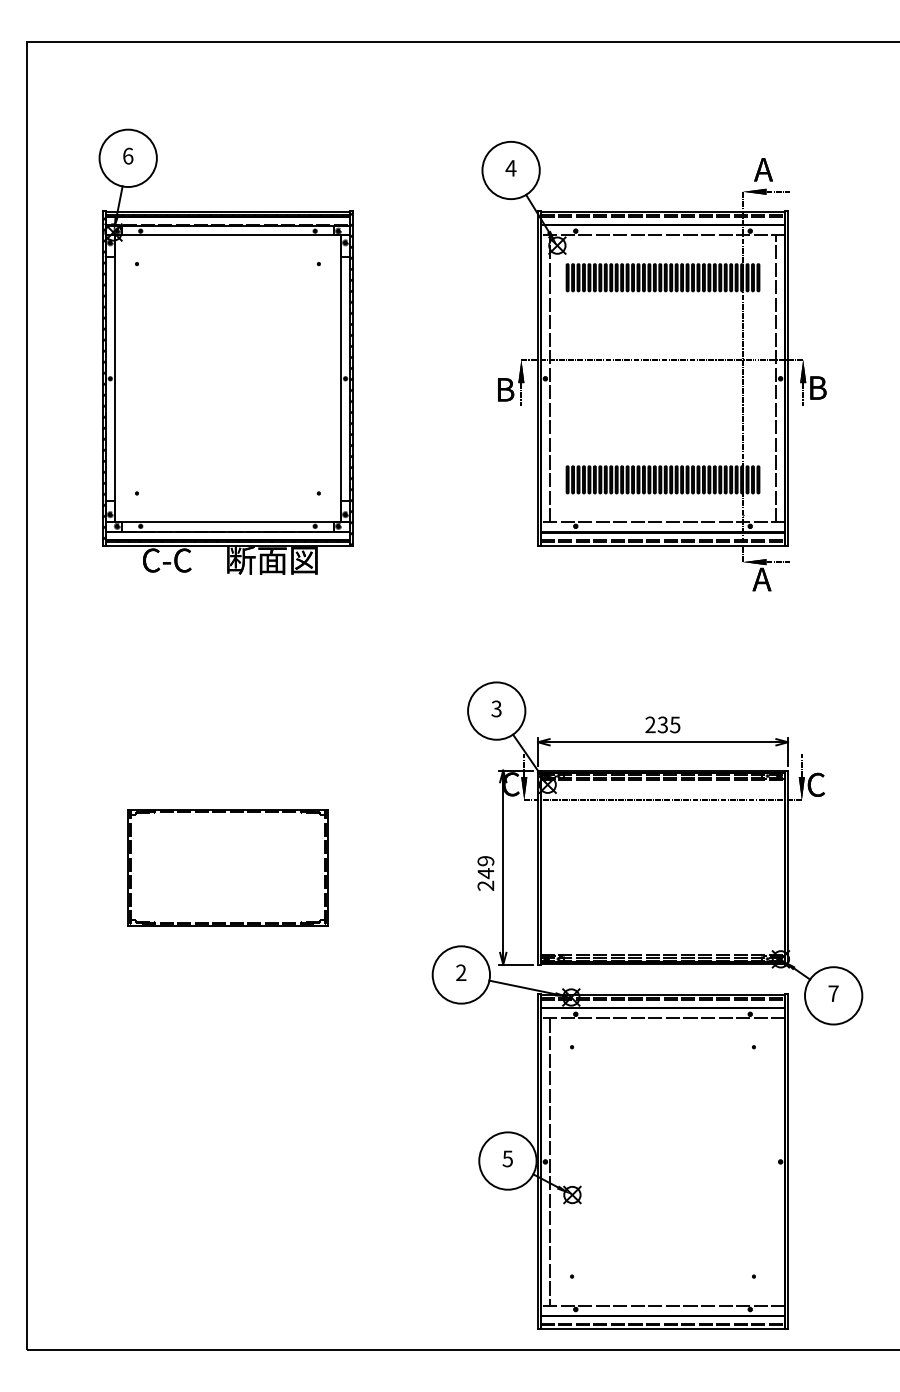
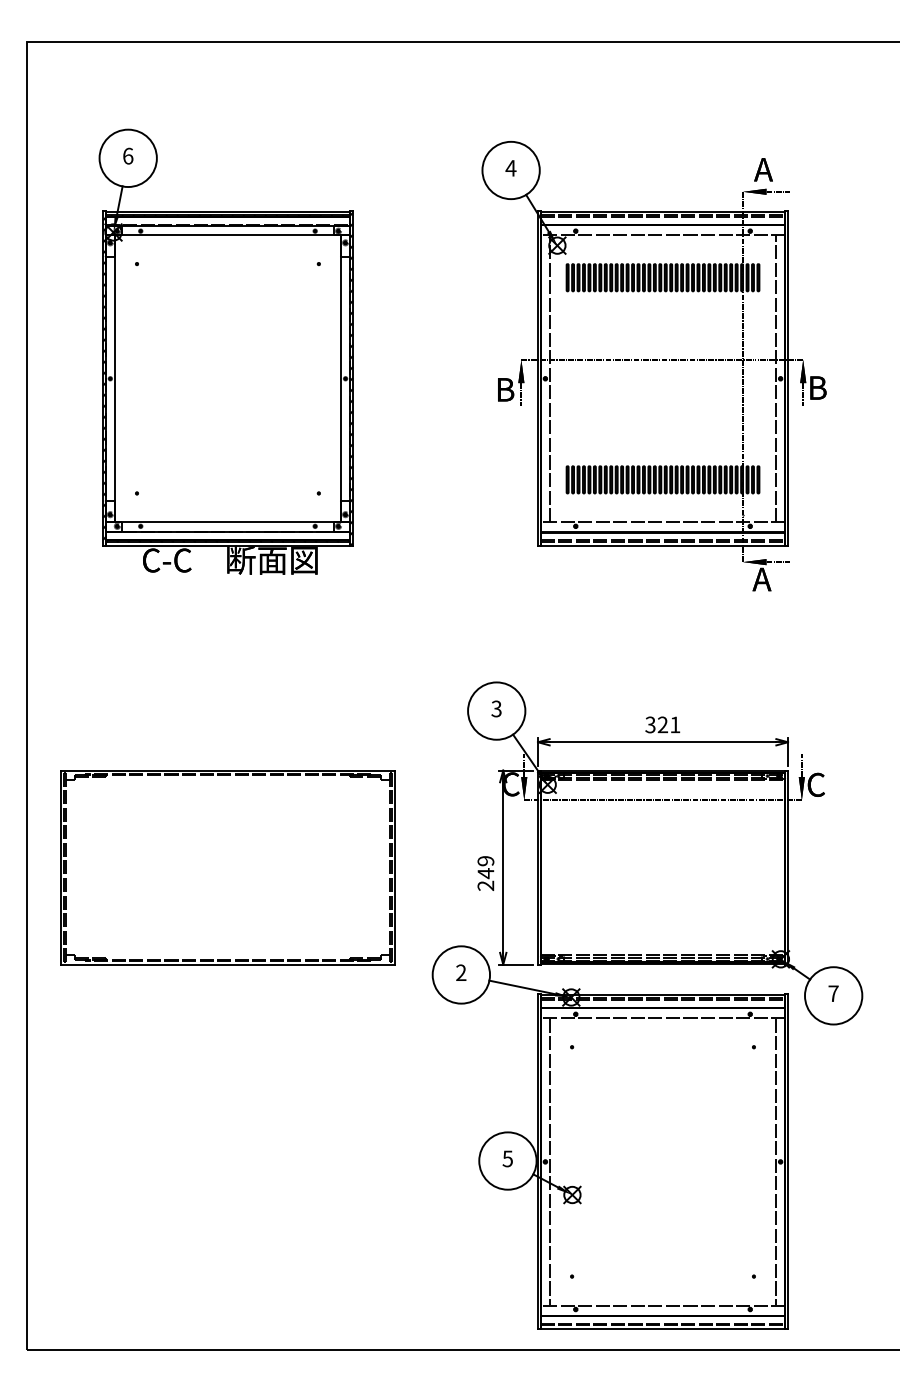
text: 235 -> 321 (662, 724)
part size: 202x118 px -> 336x196 px (227, 867)
line: none -> present (776, 1161)
